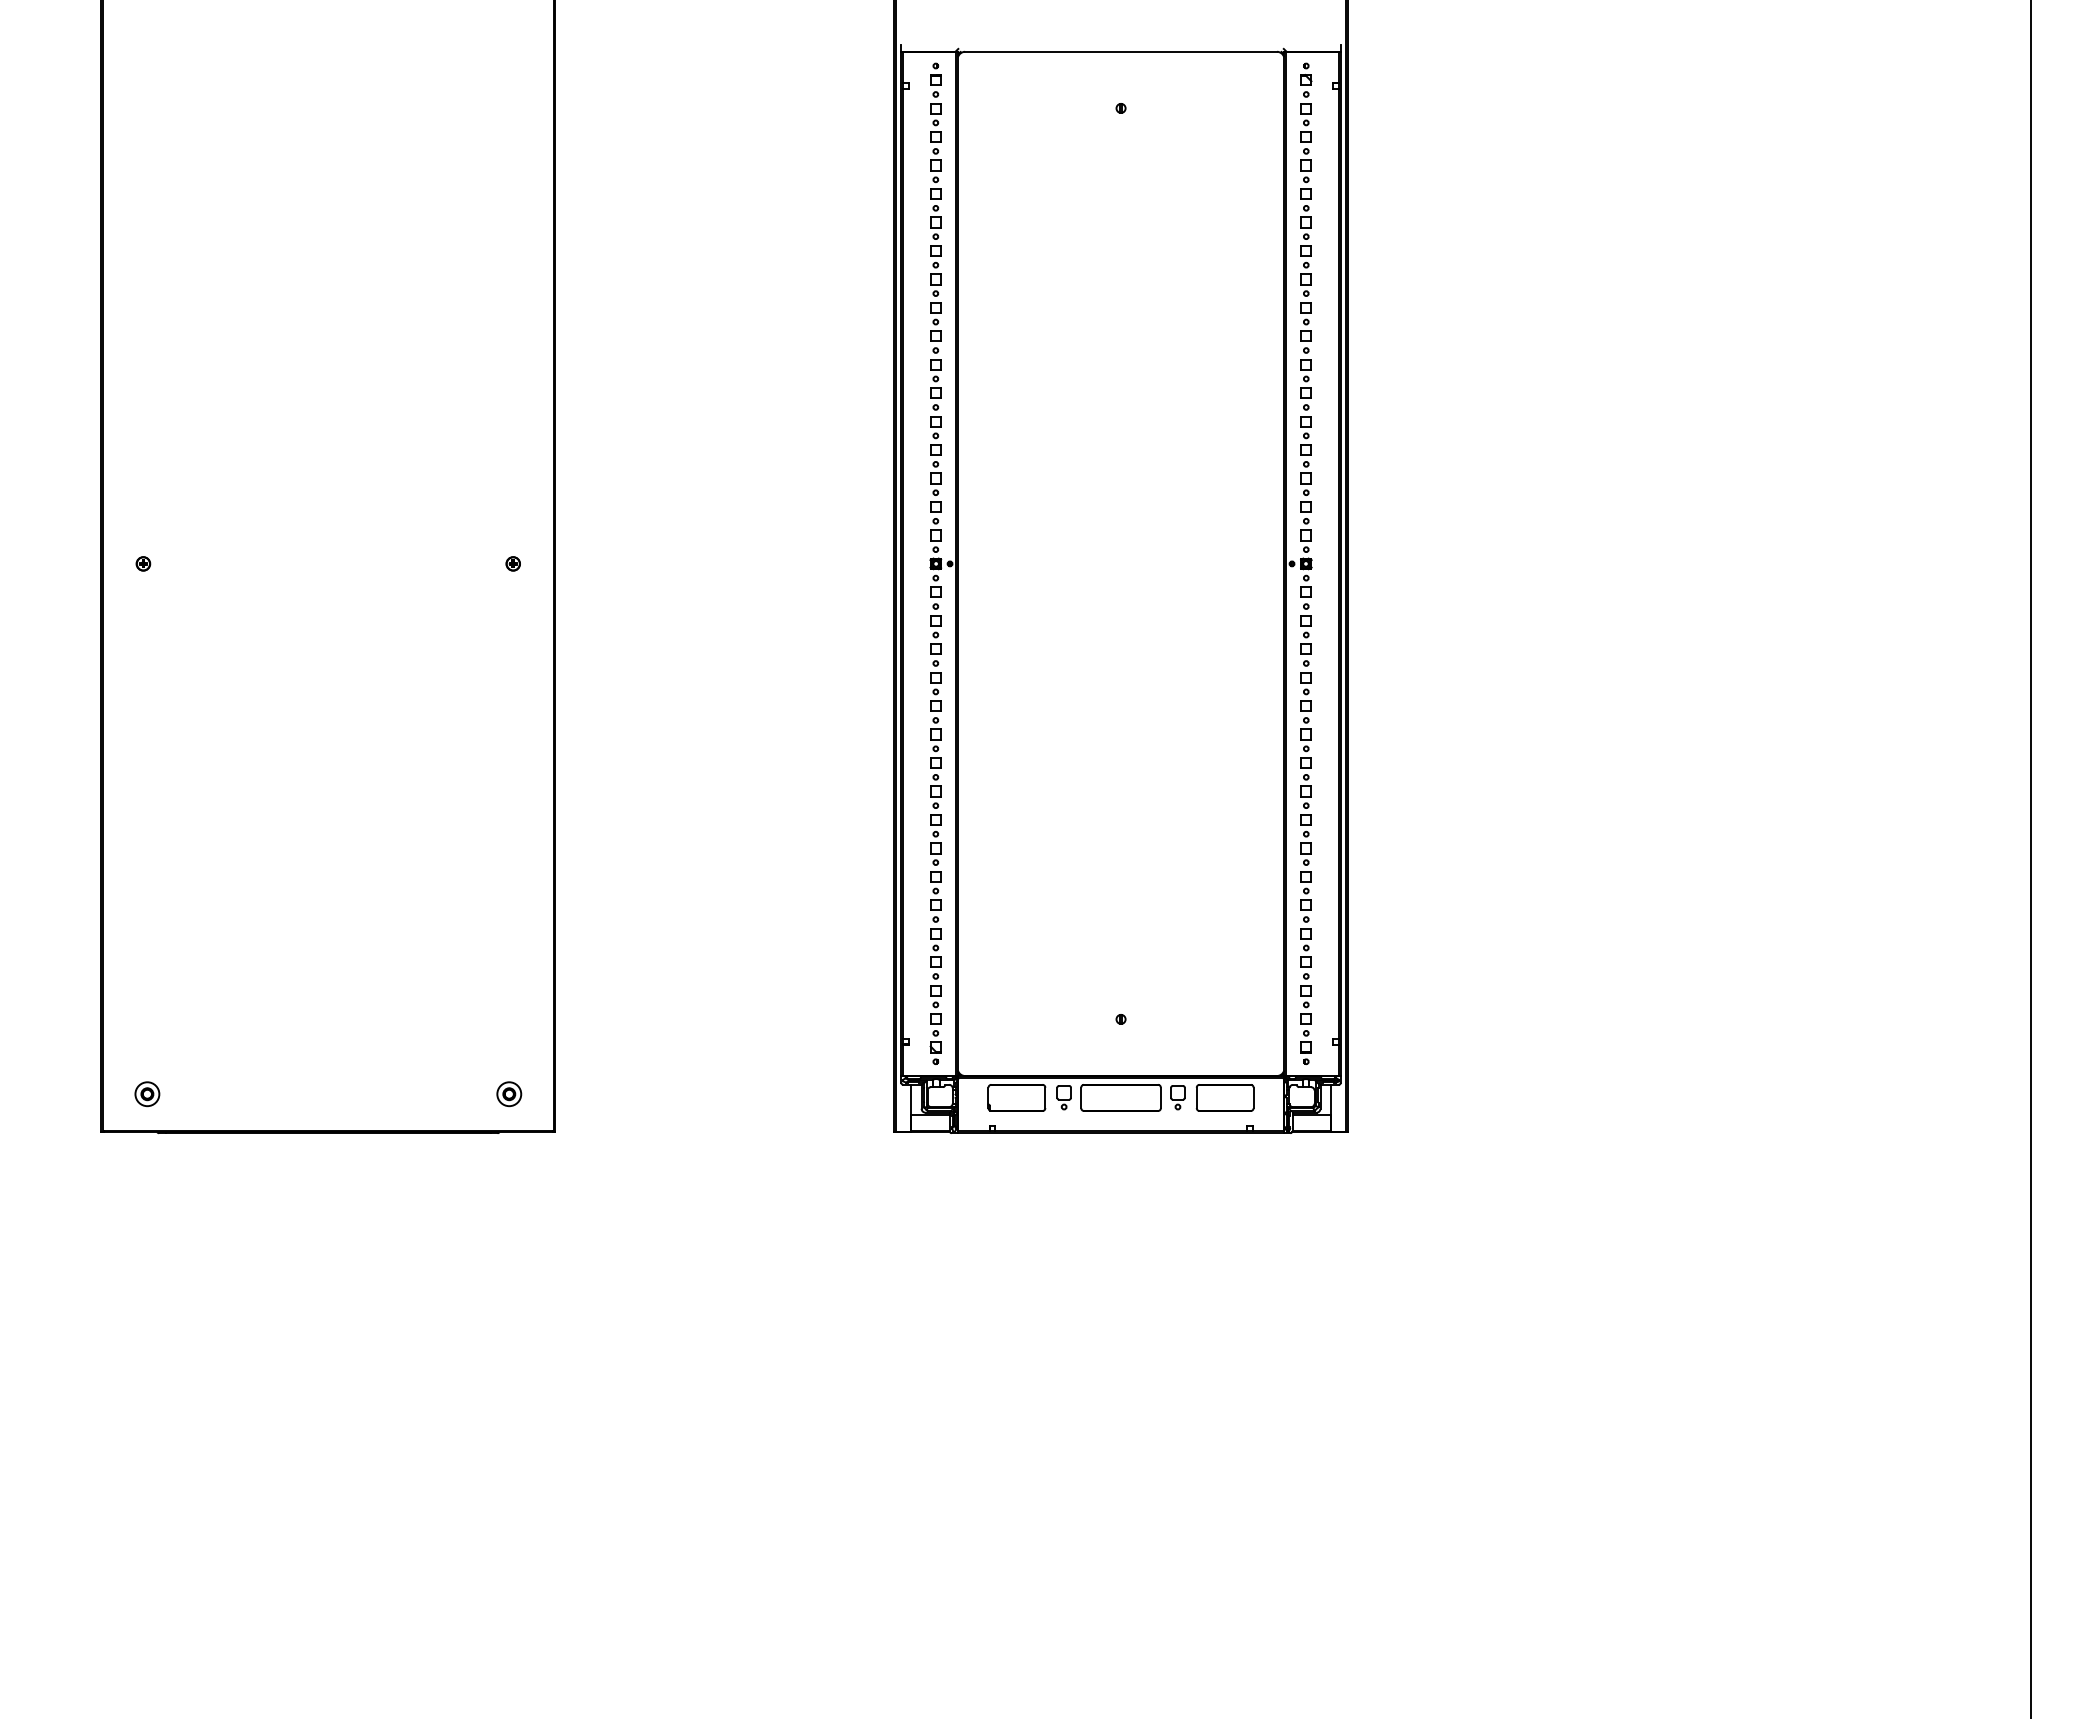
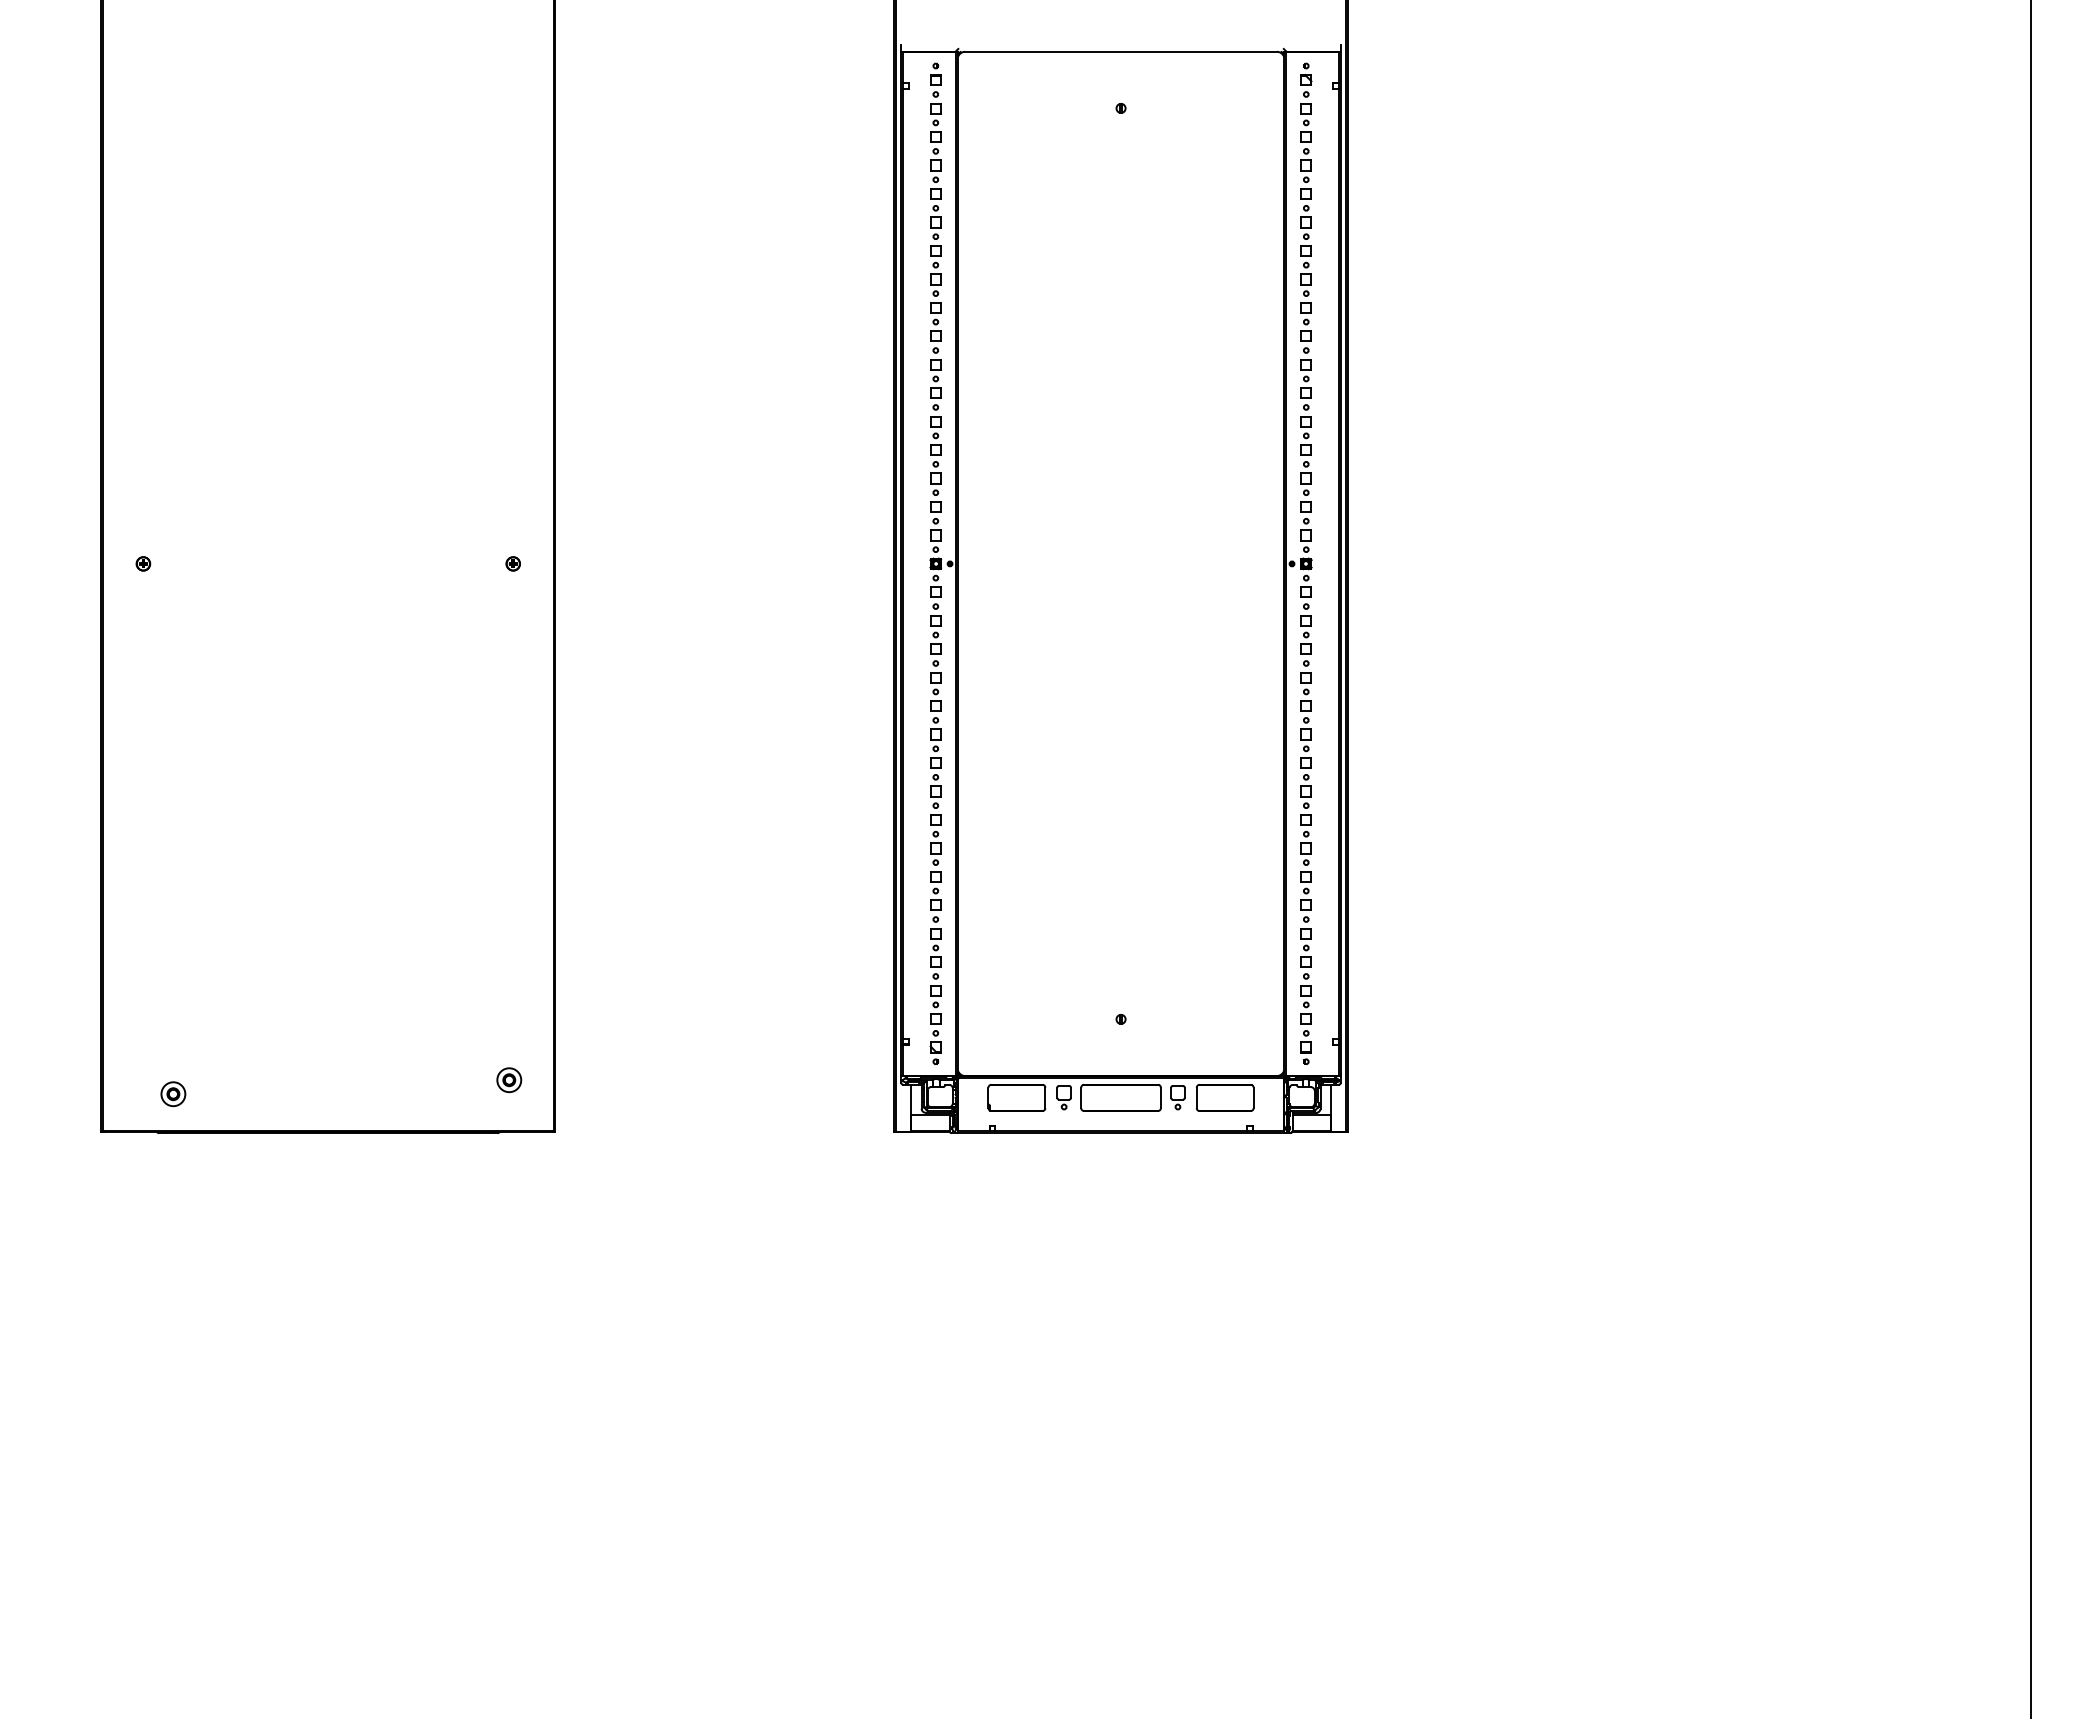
part position: (147, 1094) -> (173, 1094) (173, 1094)
part position: (509, 1094) -> (509, 1080) (509, 1080)
